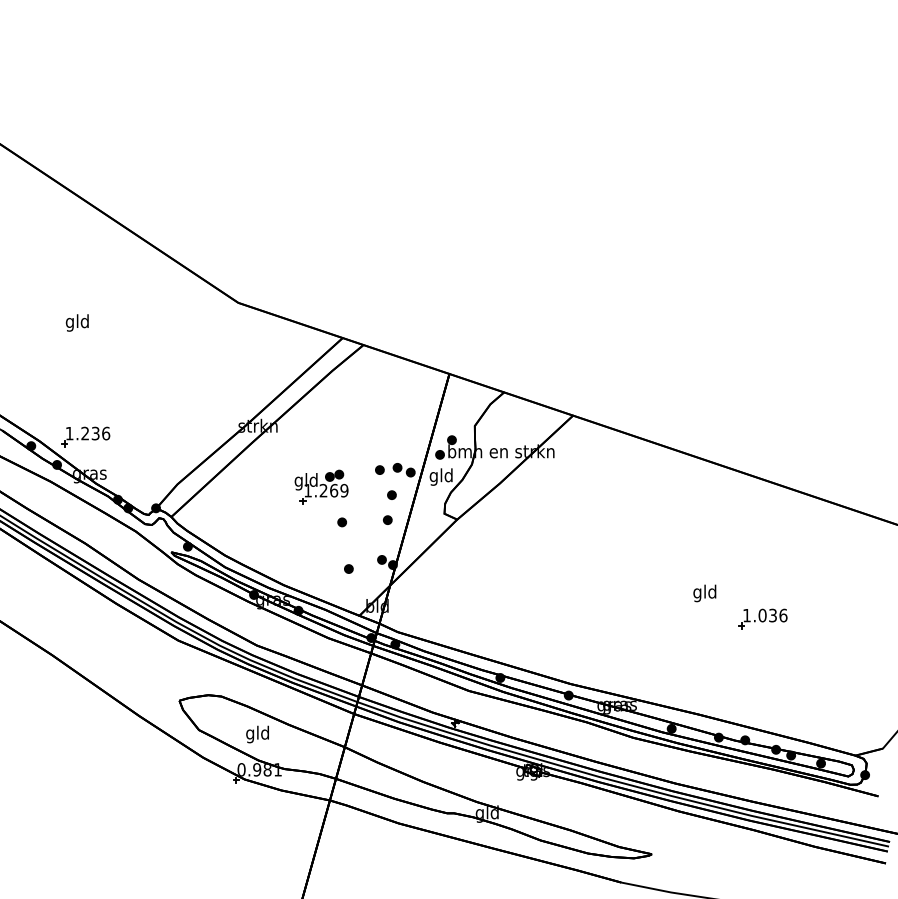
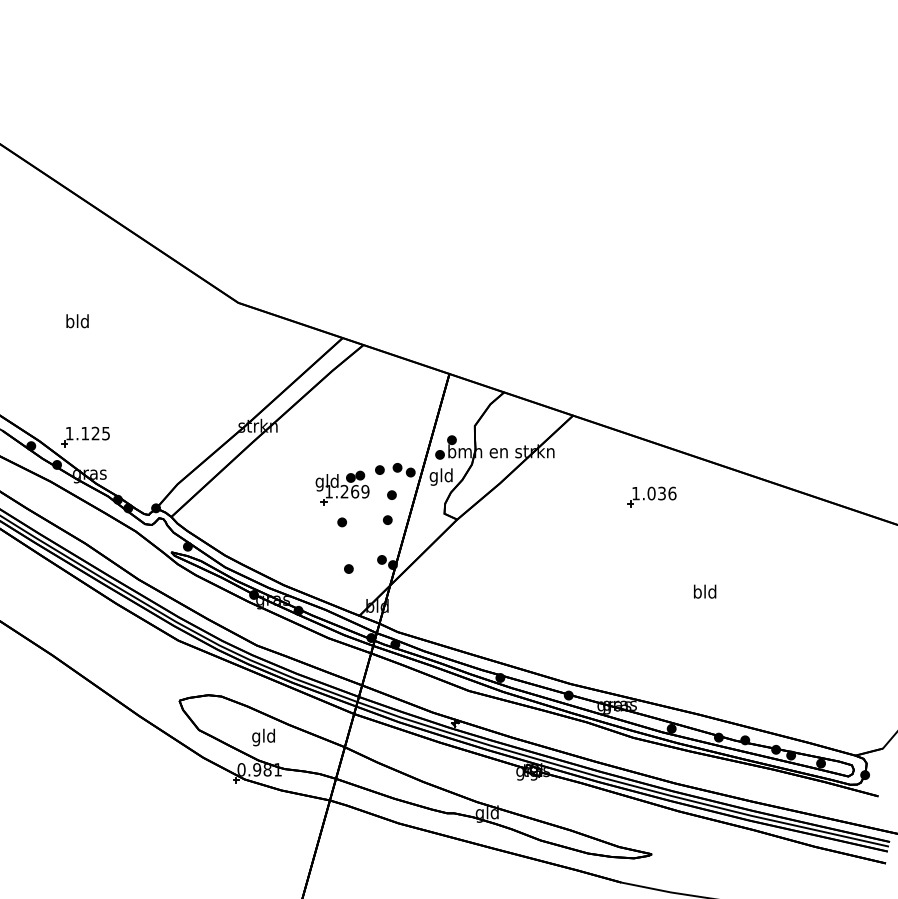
text: gld -> bld (69, 322)
text: 1.236 -> 1.125 (95, 433)
part position: (321, 486) -> (342, 487) (342, 487)
text: gld -> bld (697, 593)
part position: (762, 618) -> (651, 496) (651, 496)
text position: (257, 734) -> (263, 737) (263, 737)
